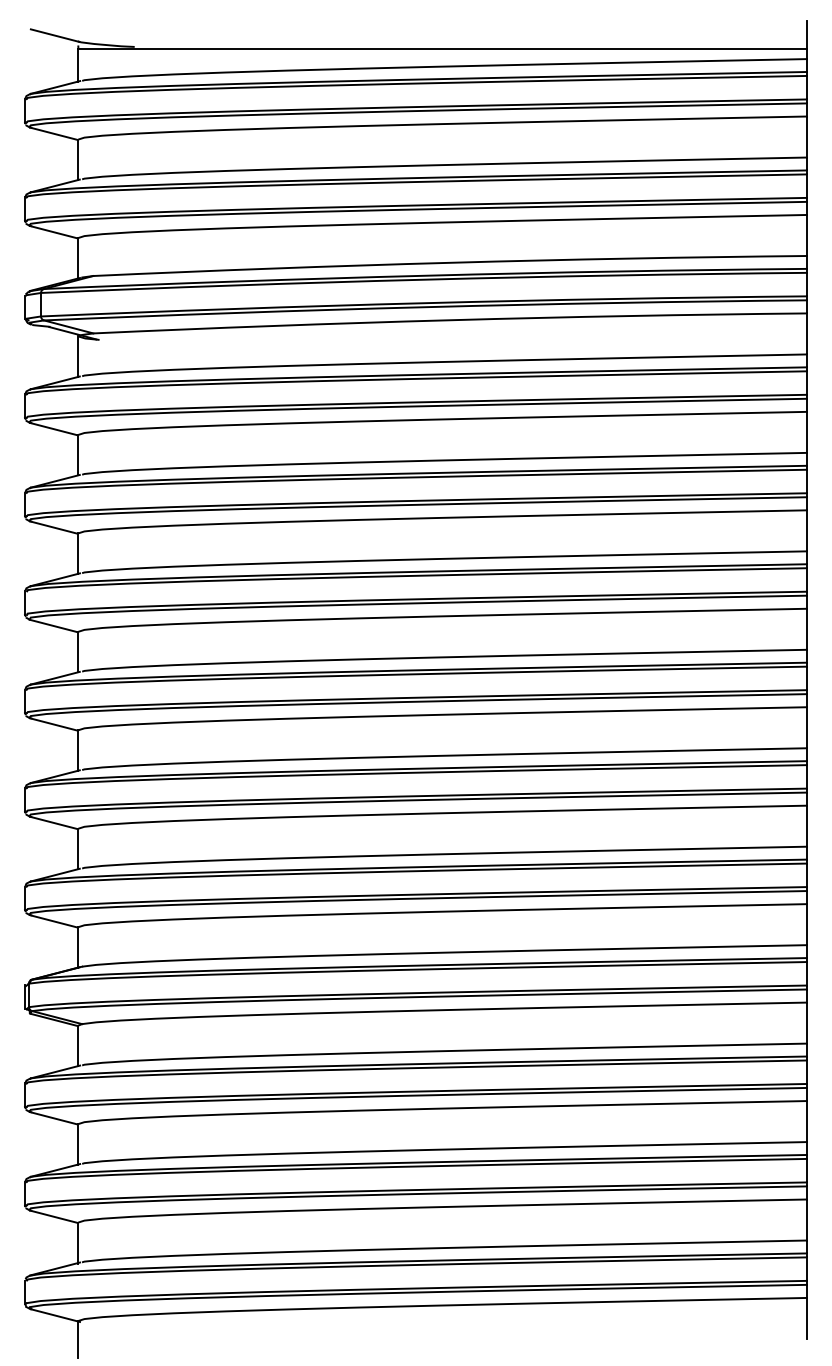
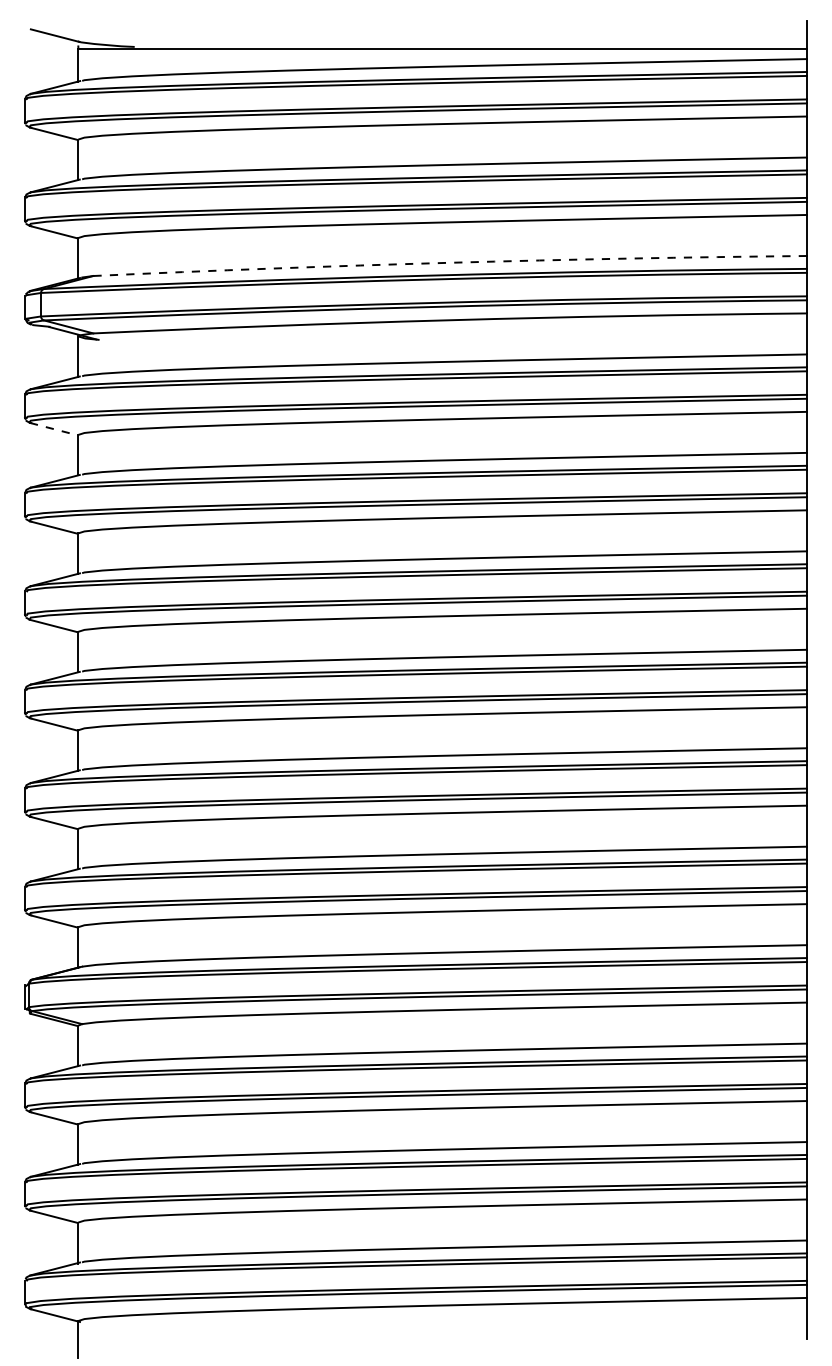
arc: solid -> dashed (450, 262)
line: solid -> dashed (54, 429)
